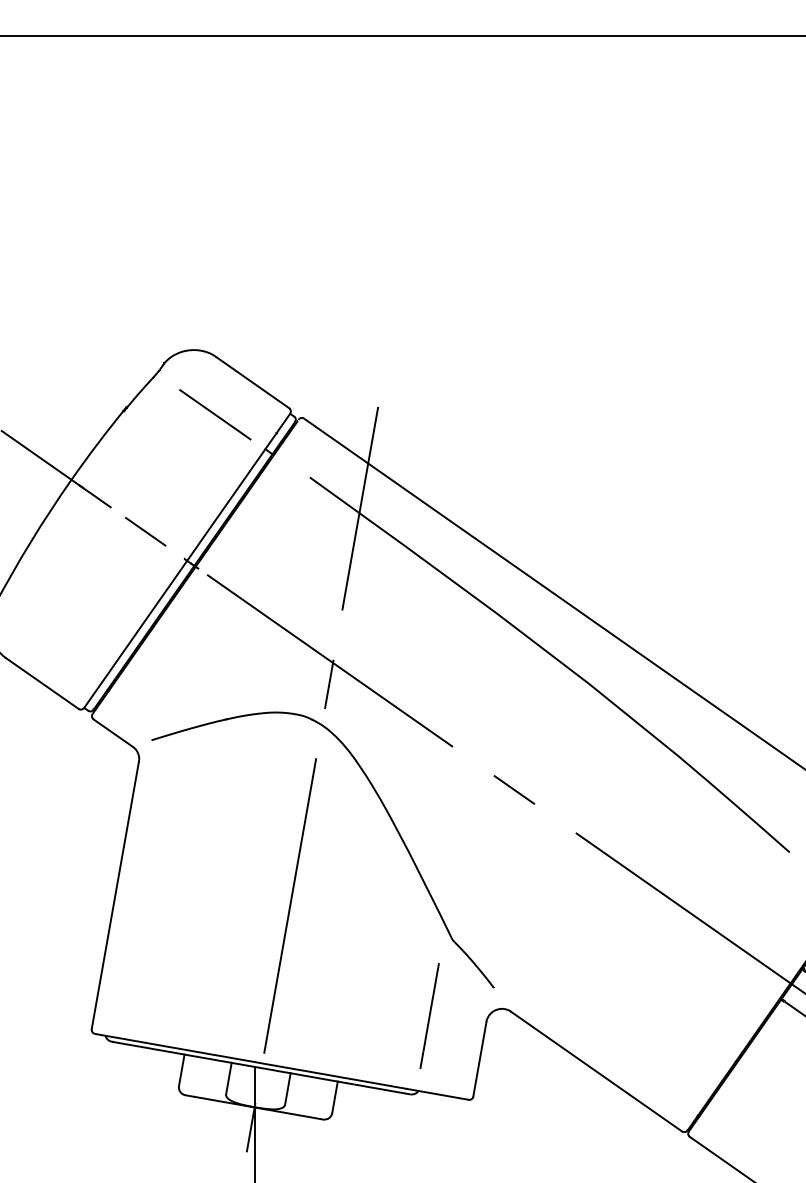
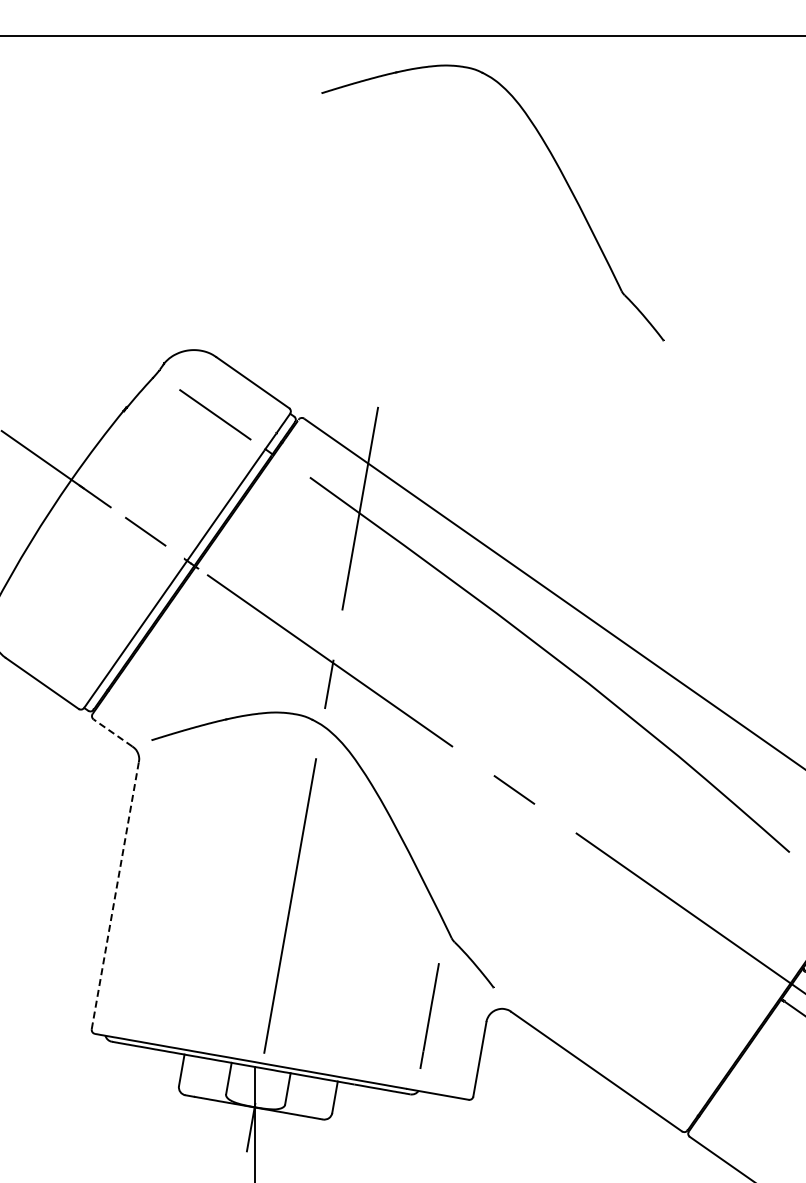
part: none -> present (557, 167)
line: solid -> dashed (112, 732)
line: solid -> dashed (115, 895)
